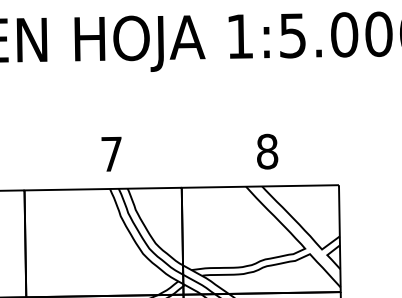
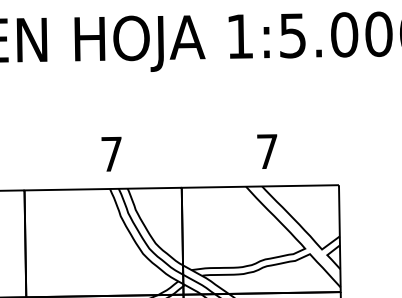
text: 8 -> 7 (267, 151)
